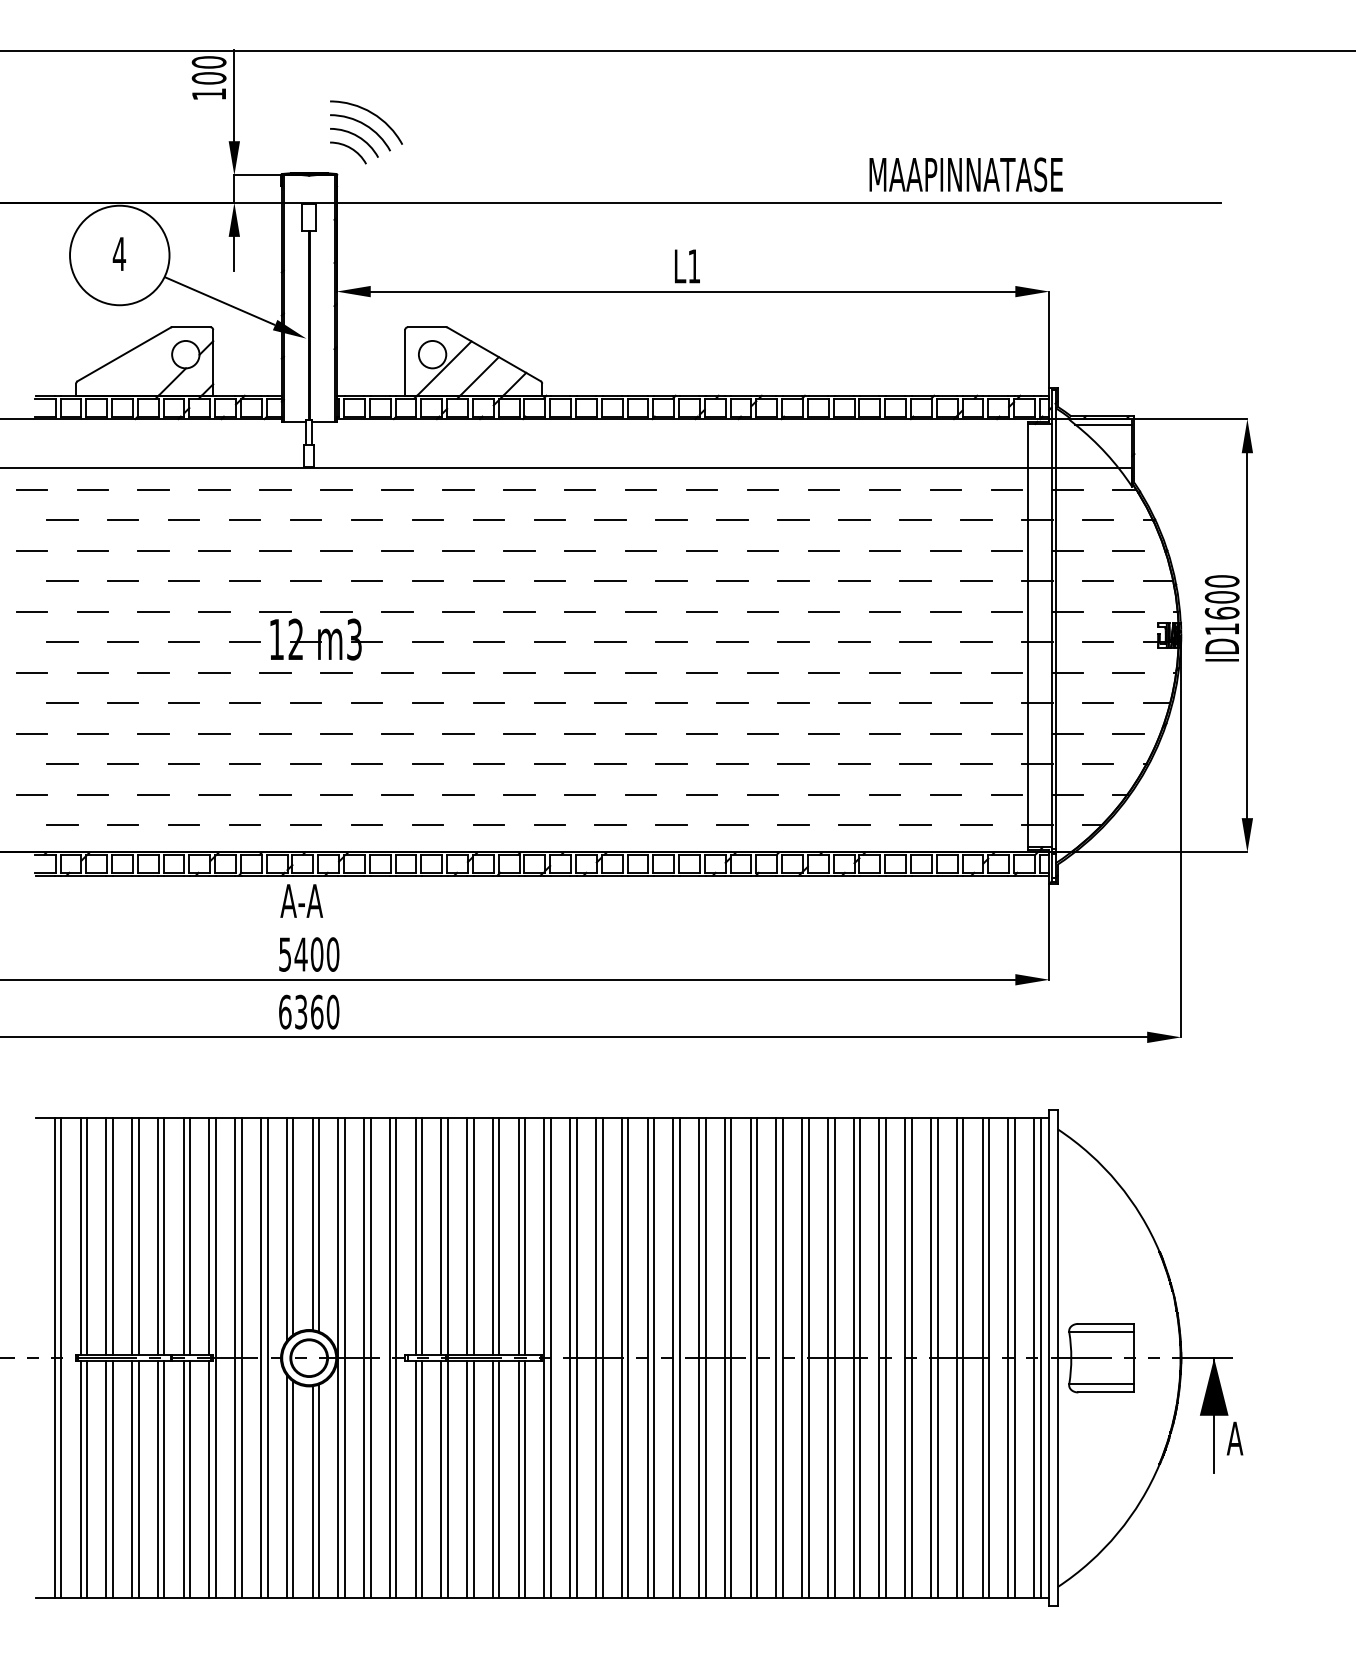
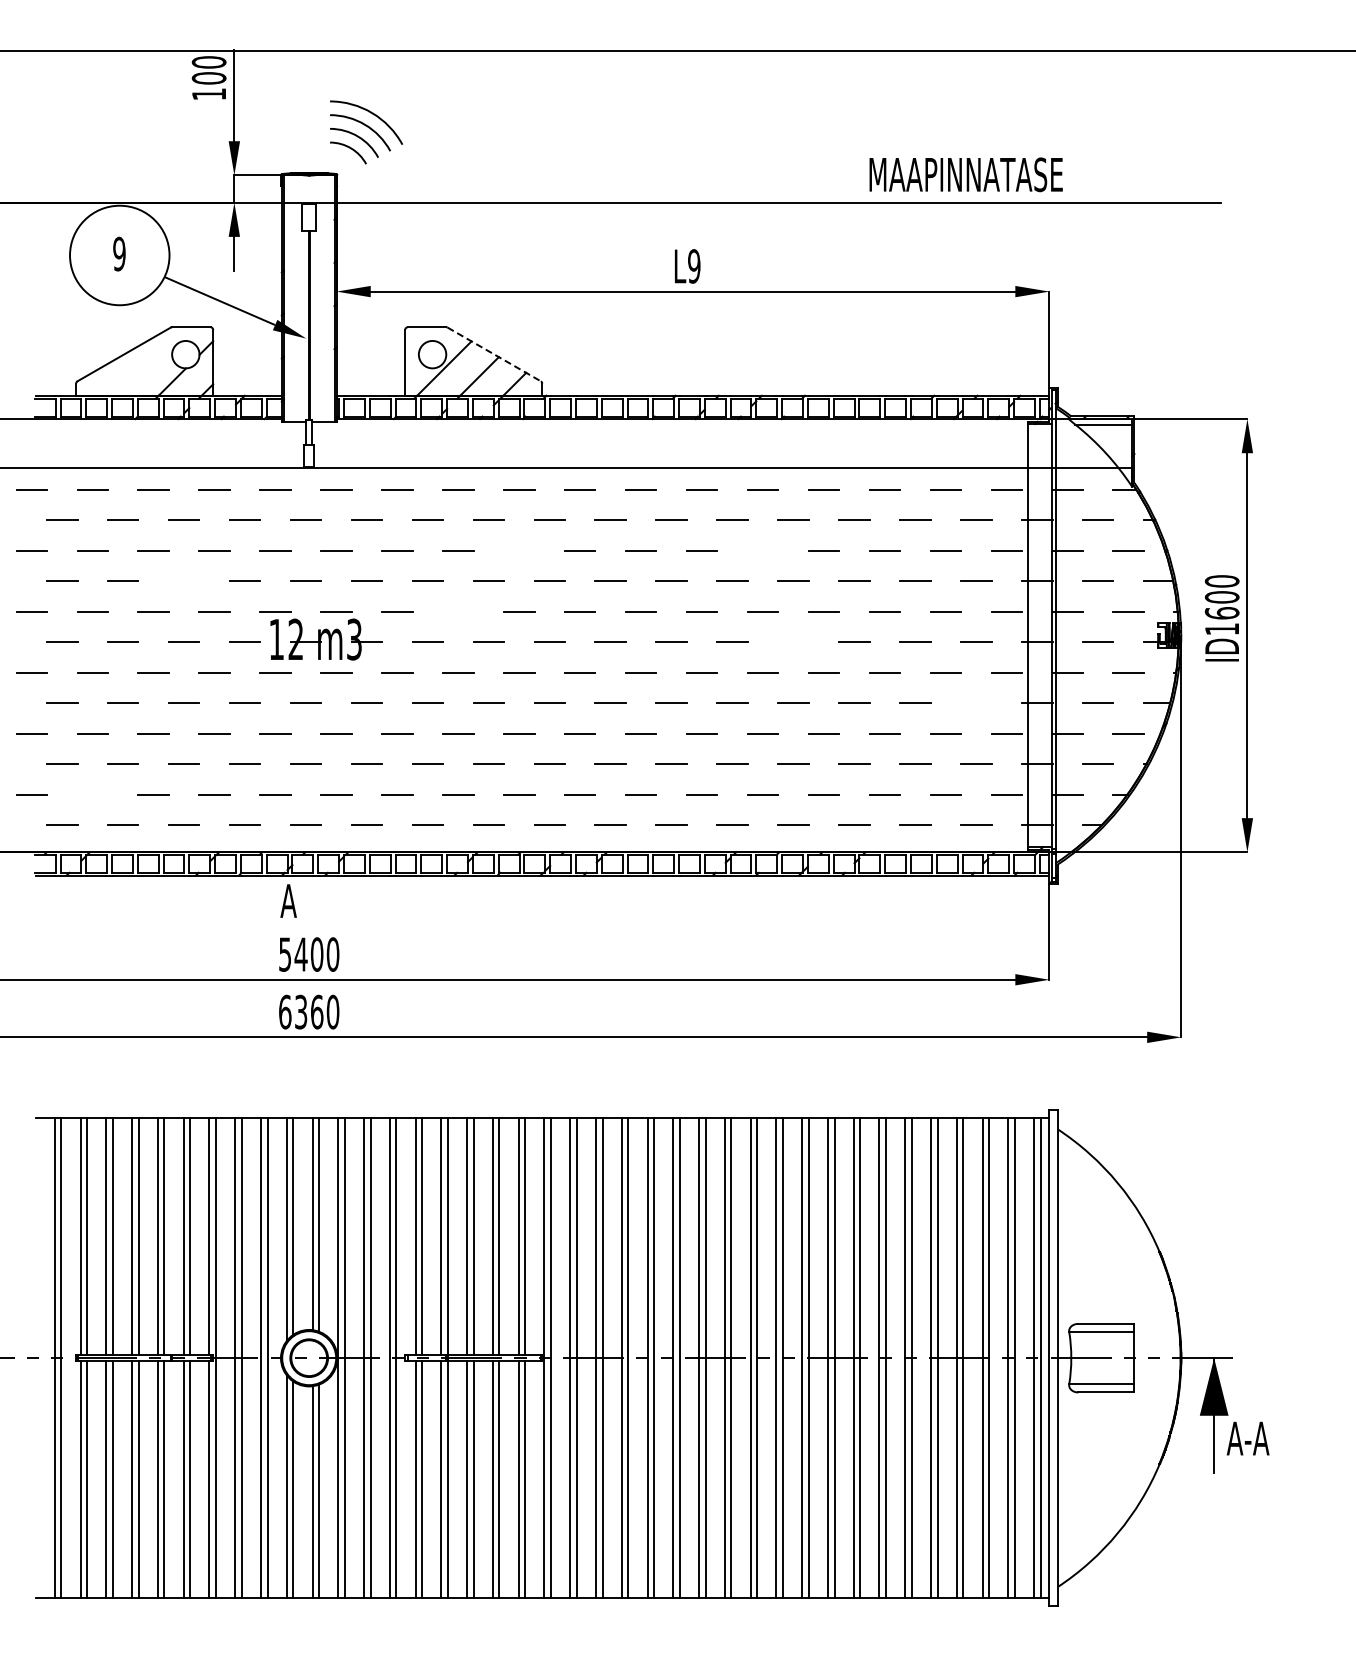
text: 4 -> 9 (119, 253)
text: L1 -> L9 (694, 266)
line: solid -> dashed (494, 354)
line: present -> none (519, 550)
line: present -> none (762, 550)
line: present -> none (183, 581)
line: present -> none (458, 611)
line: present -> none (793, 642)
line: present -> none (976, 703)
line: present -> none (92, 794)
text: A-A -> A (310, 900)
text: A -> A-A (1256, 1438)
